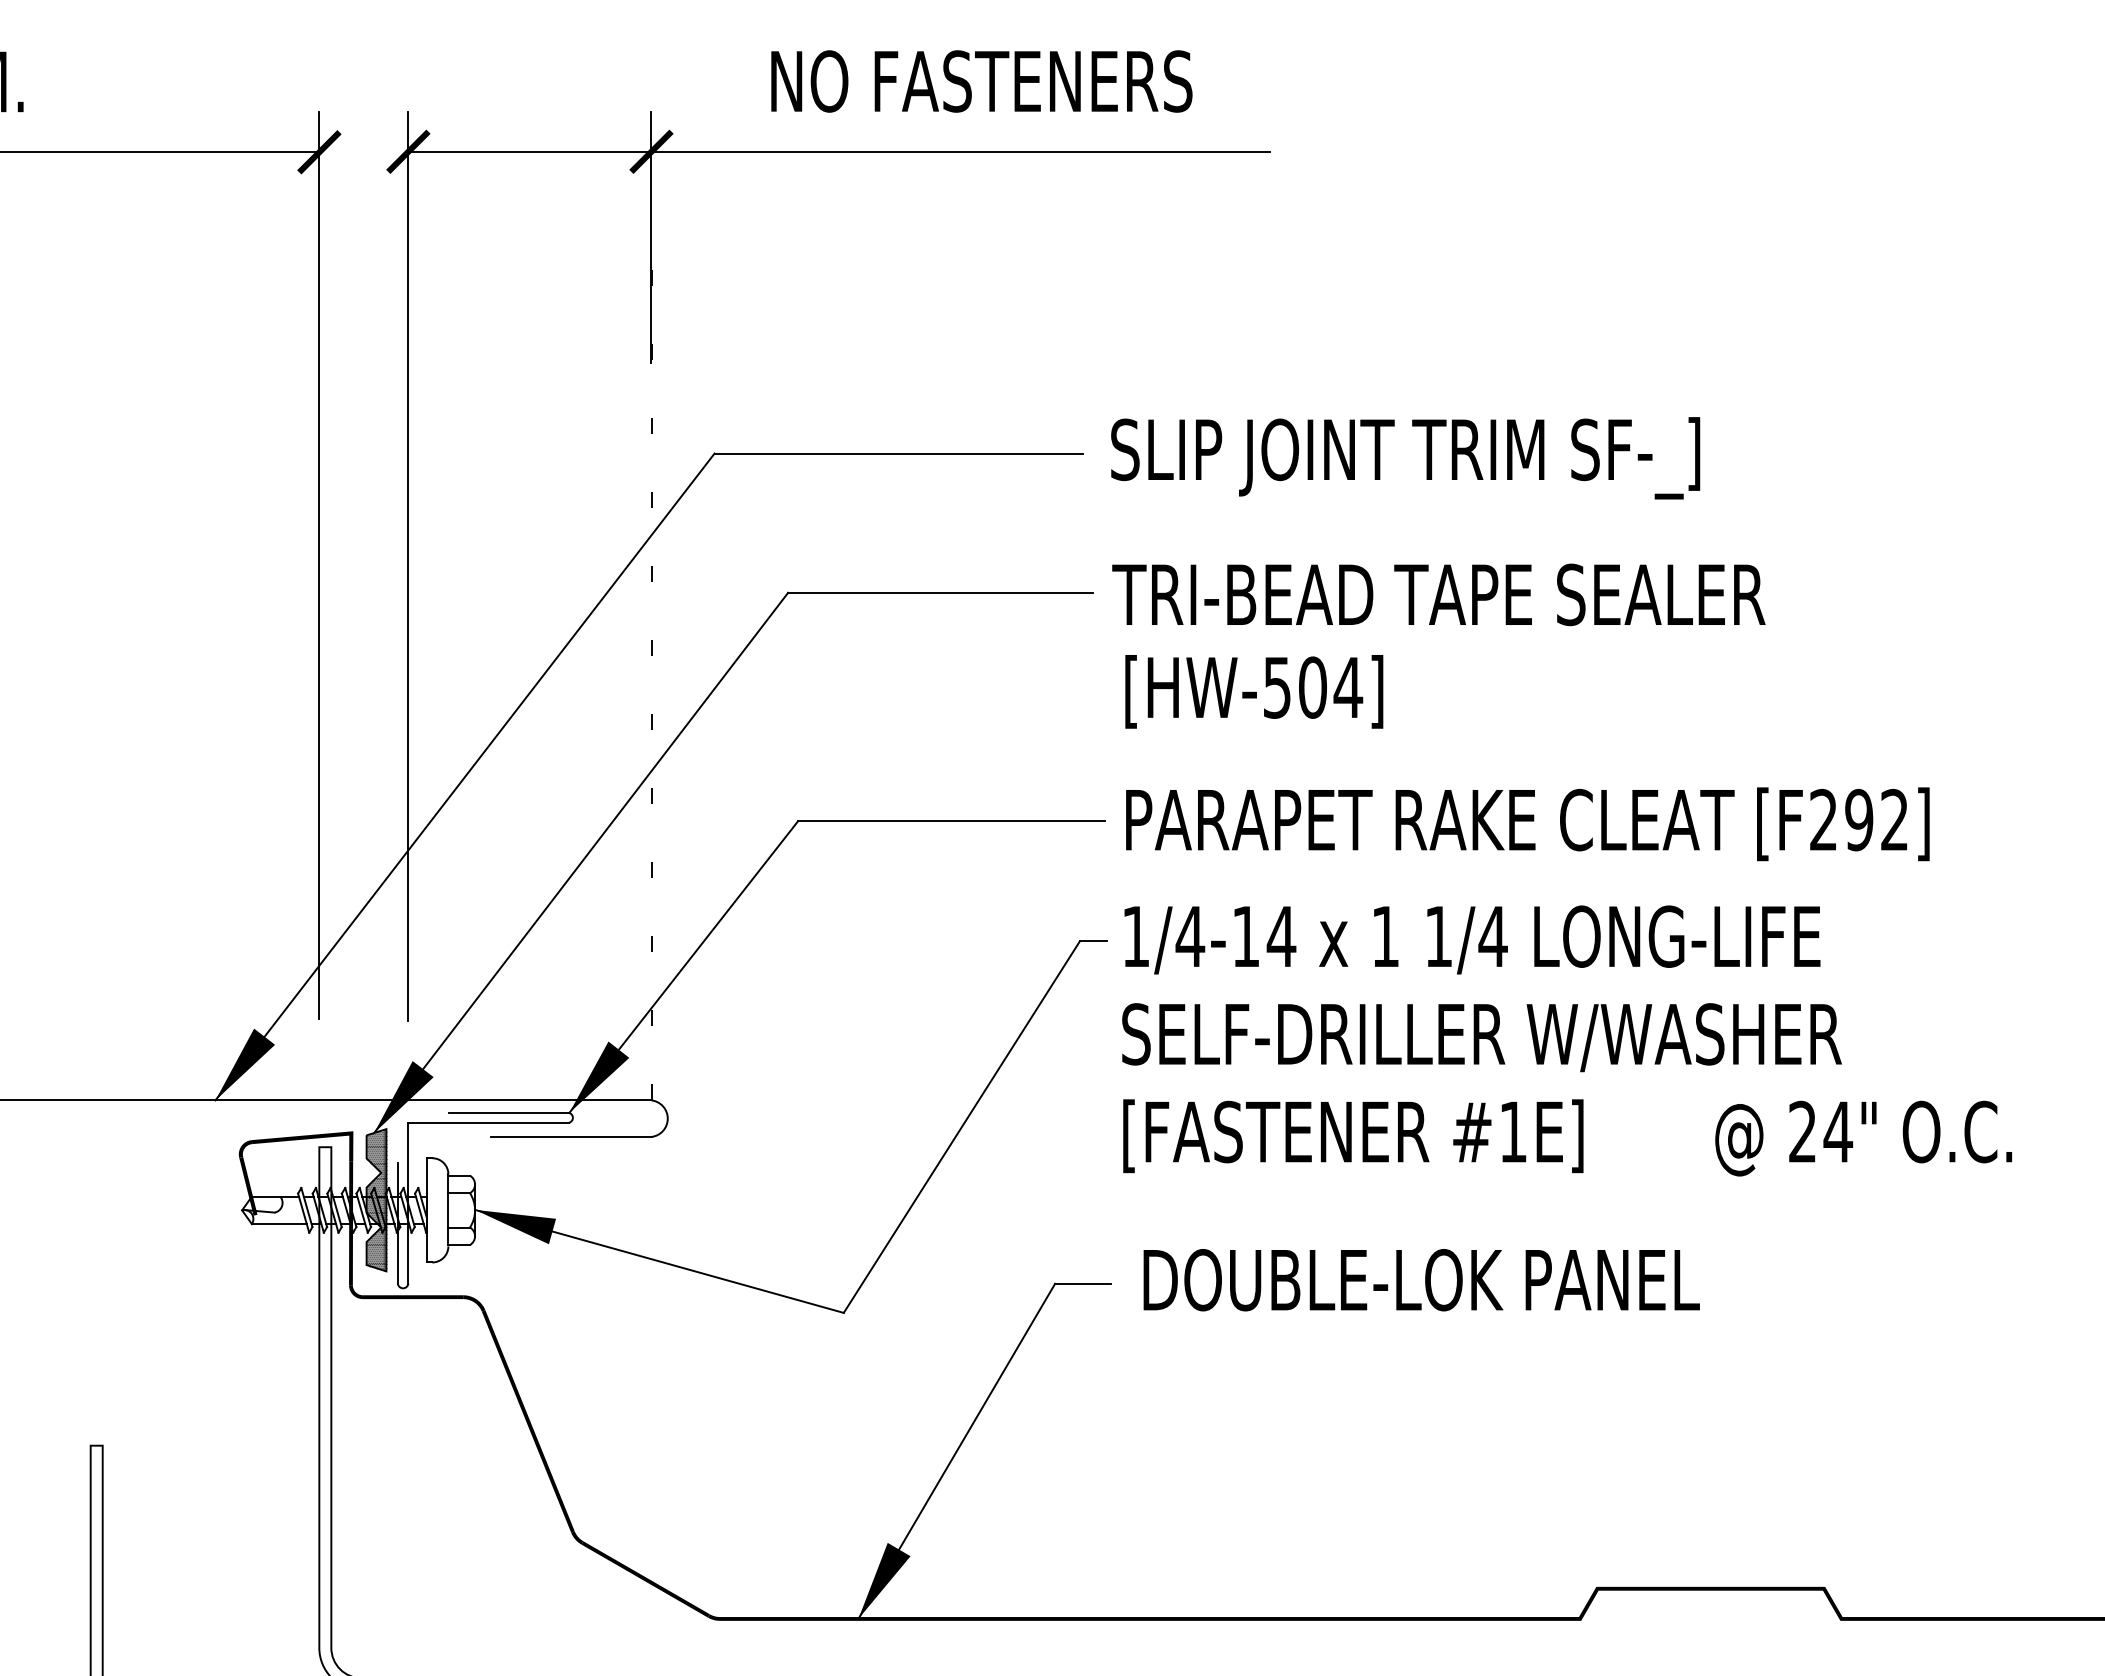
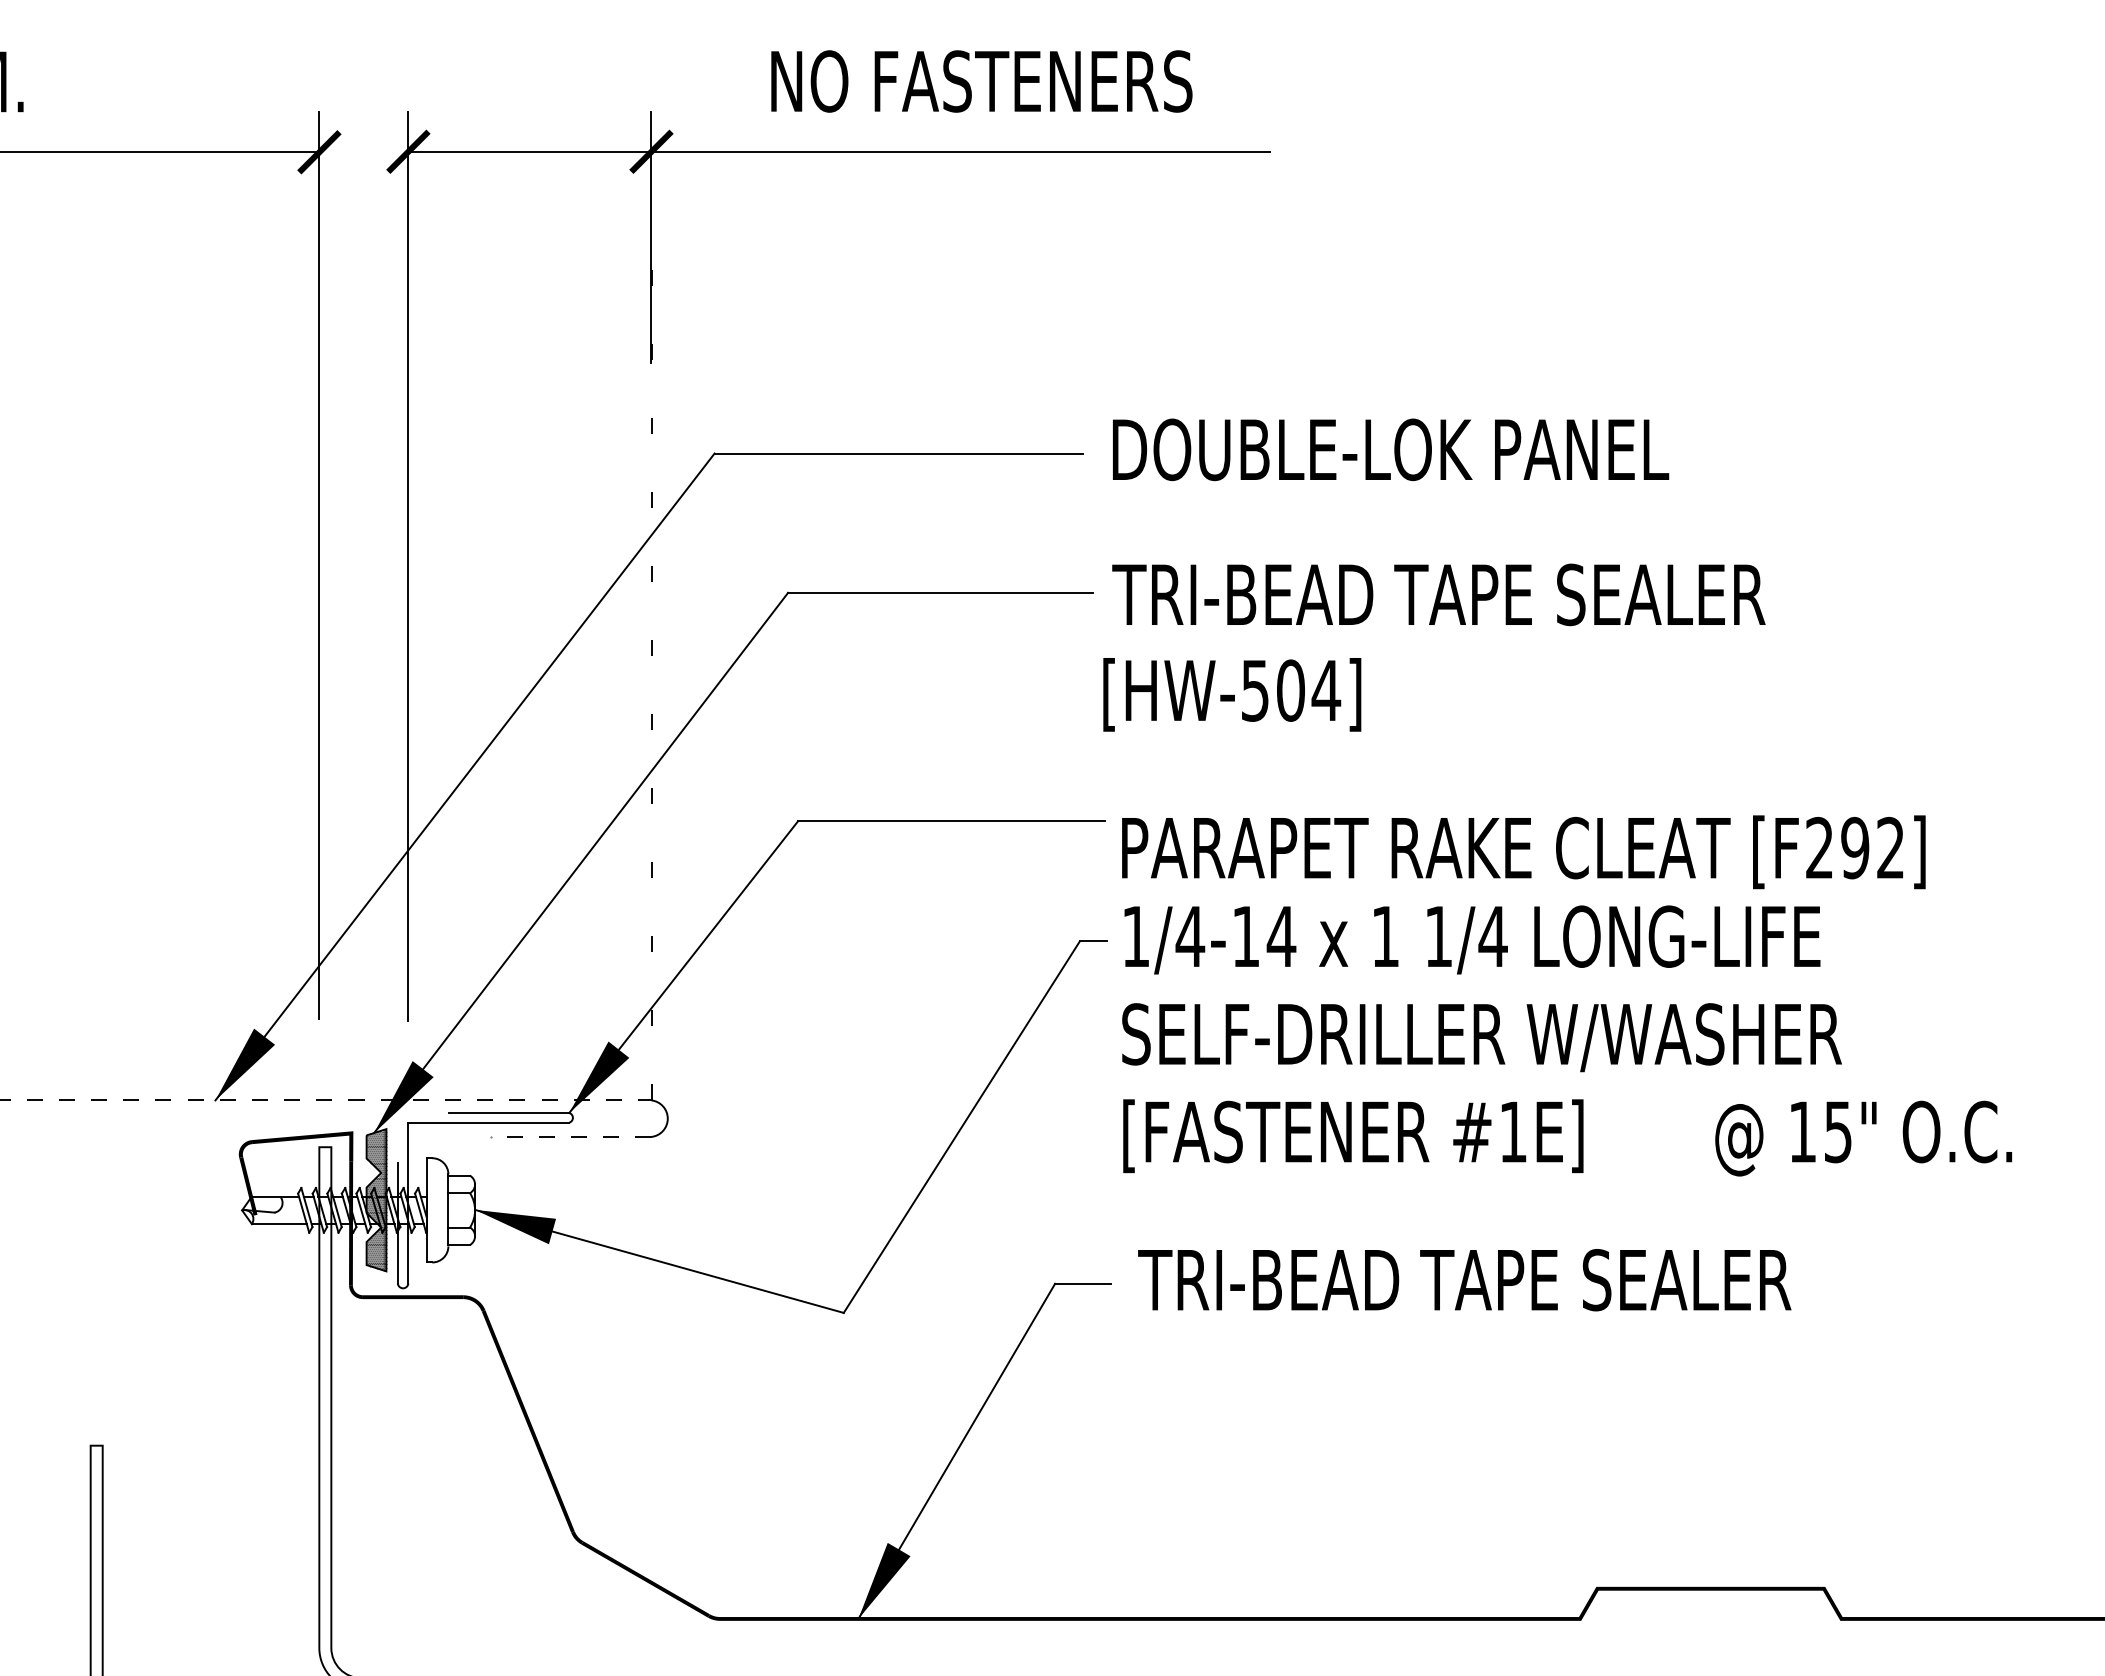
text: SLIP JOINT TRIM SF-_] -> DOUBLE-LOK PANEL (1405, 458)
text position: (1254, 691) -> (1232, 694) (1232, 694)
text position: (1527, 824) -> (1523, 852) (1523, 852)
line: solid -> dashed (326, 1100)
text: 24" -> 15" (1821, 1131)
line: solid -> dashed (570, 1136)
text: DOUBLE-LOK PANEL -> TRI-BEAD TAPE SEALER (1464, 1280)
